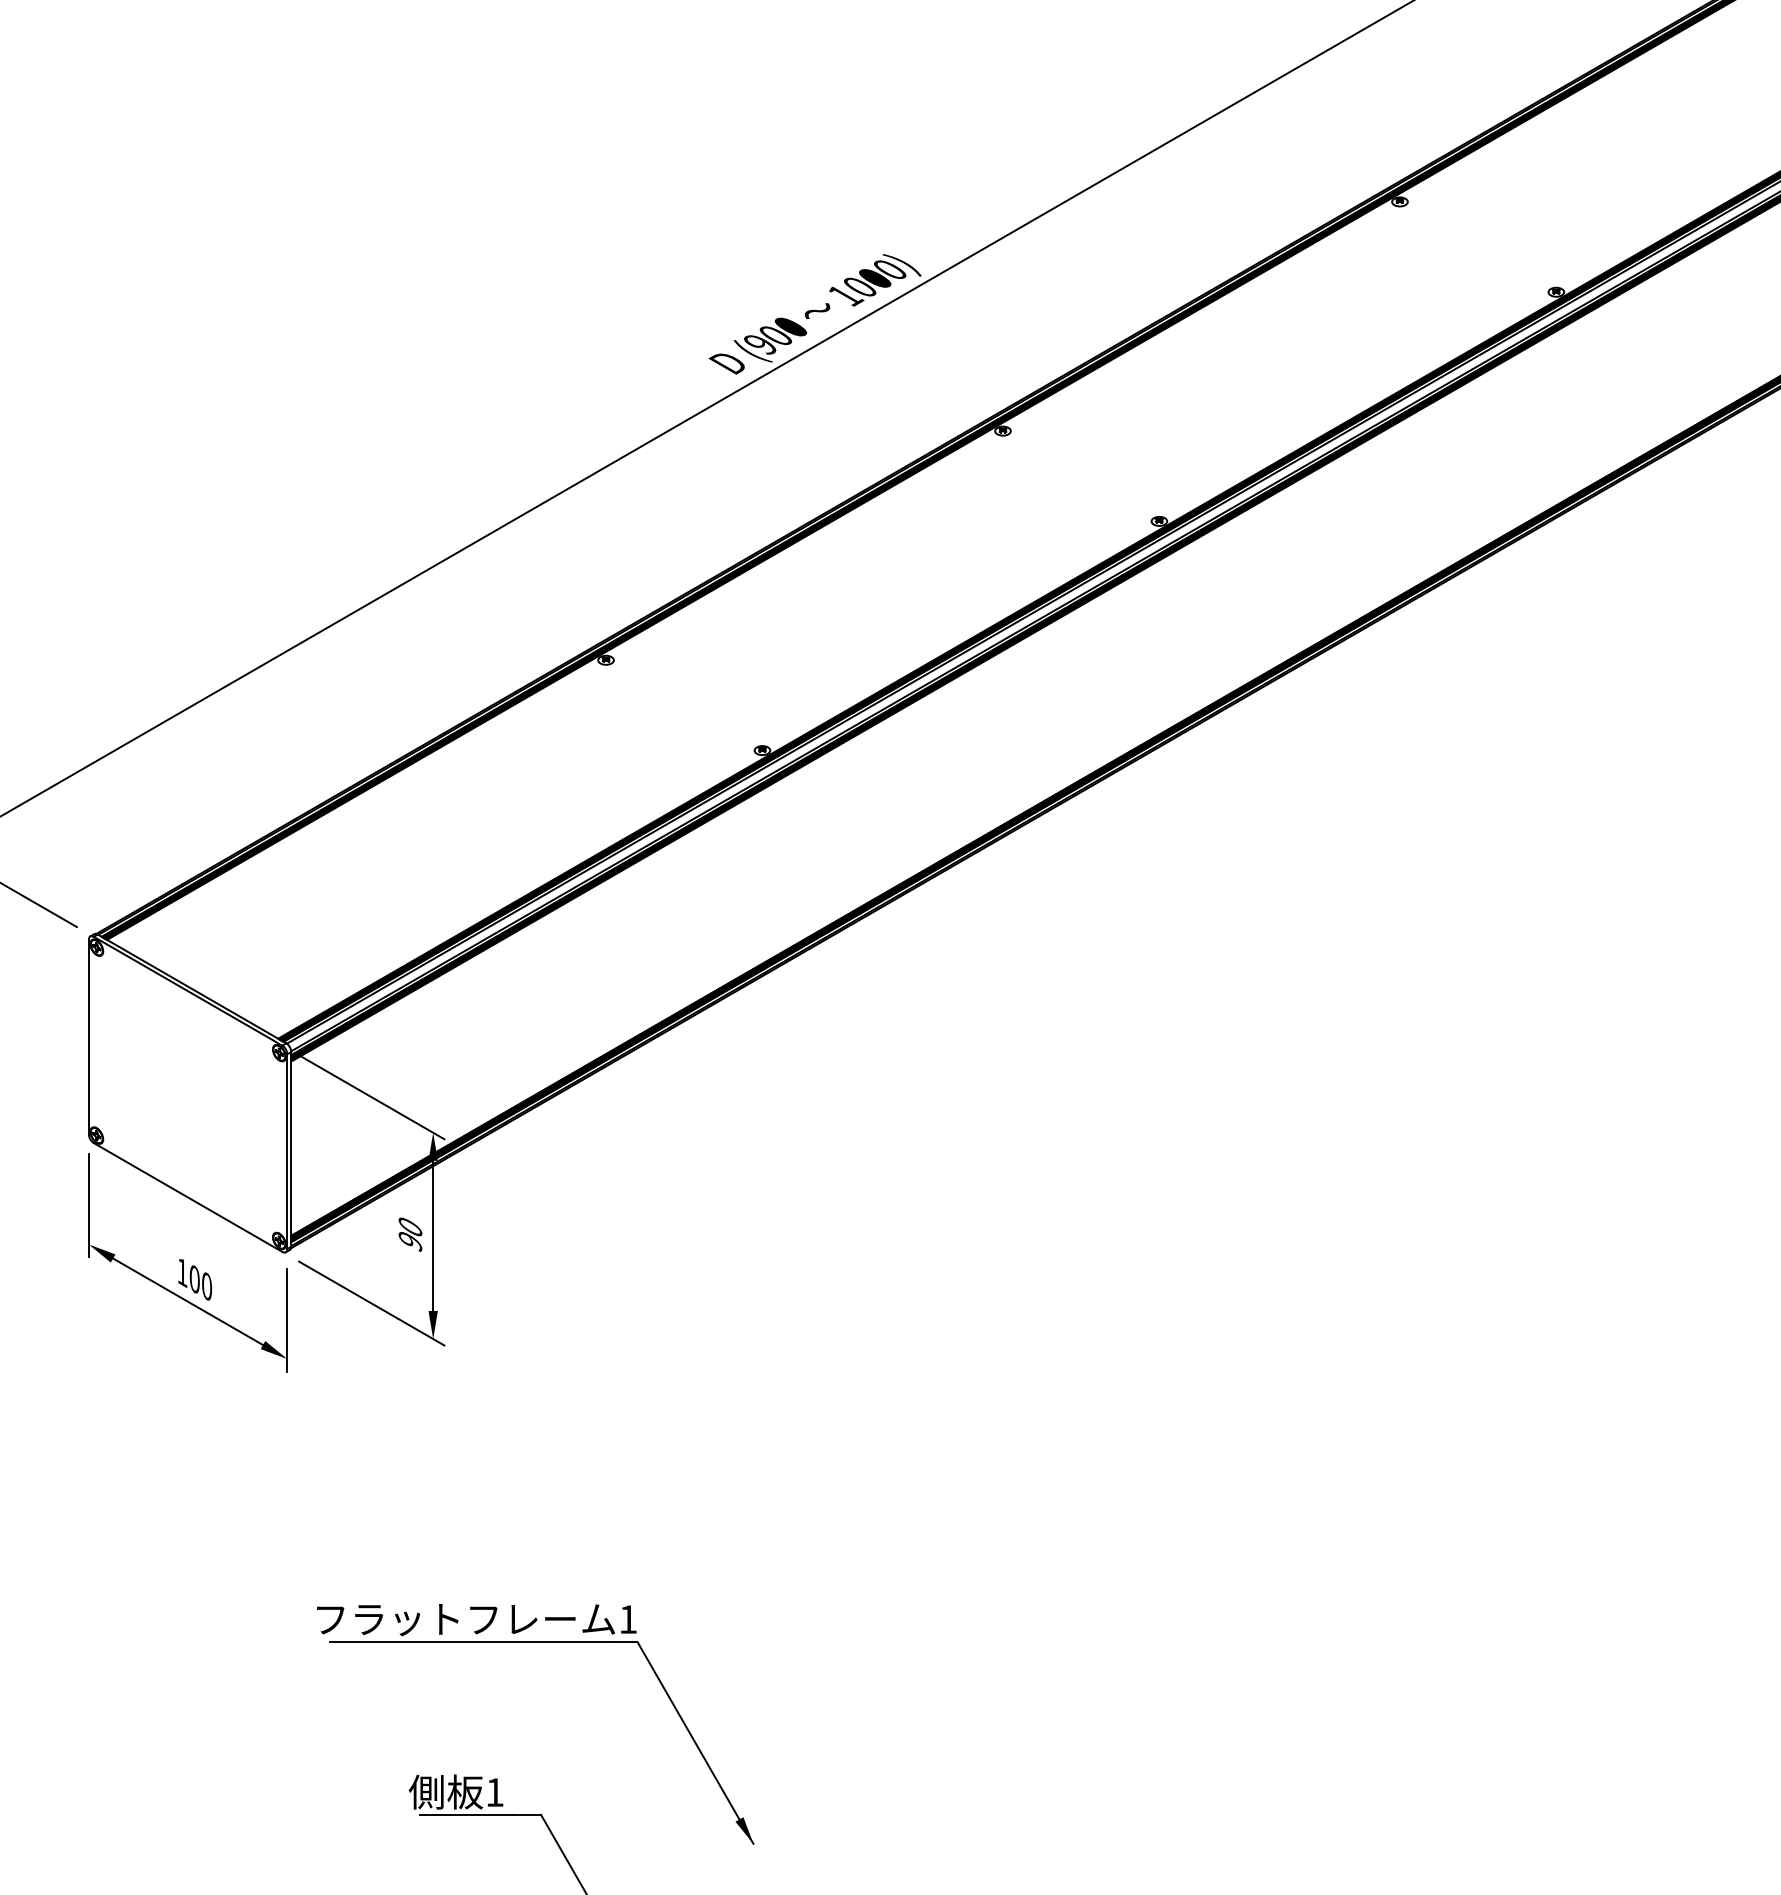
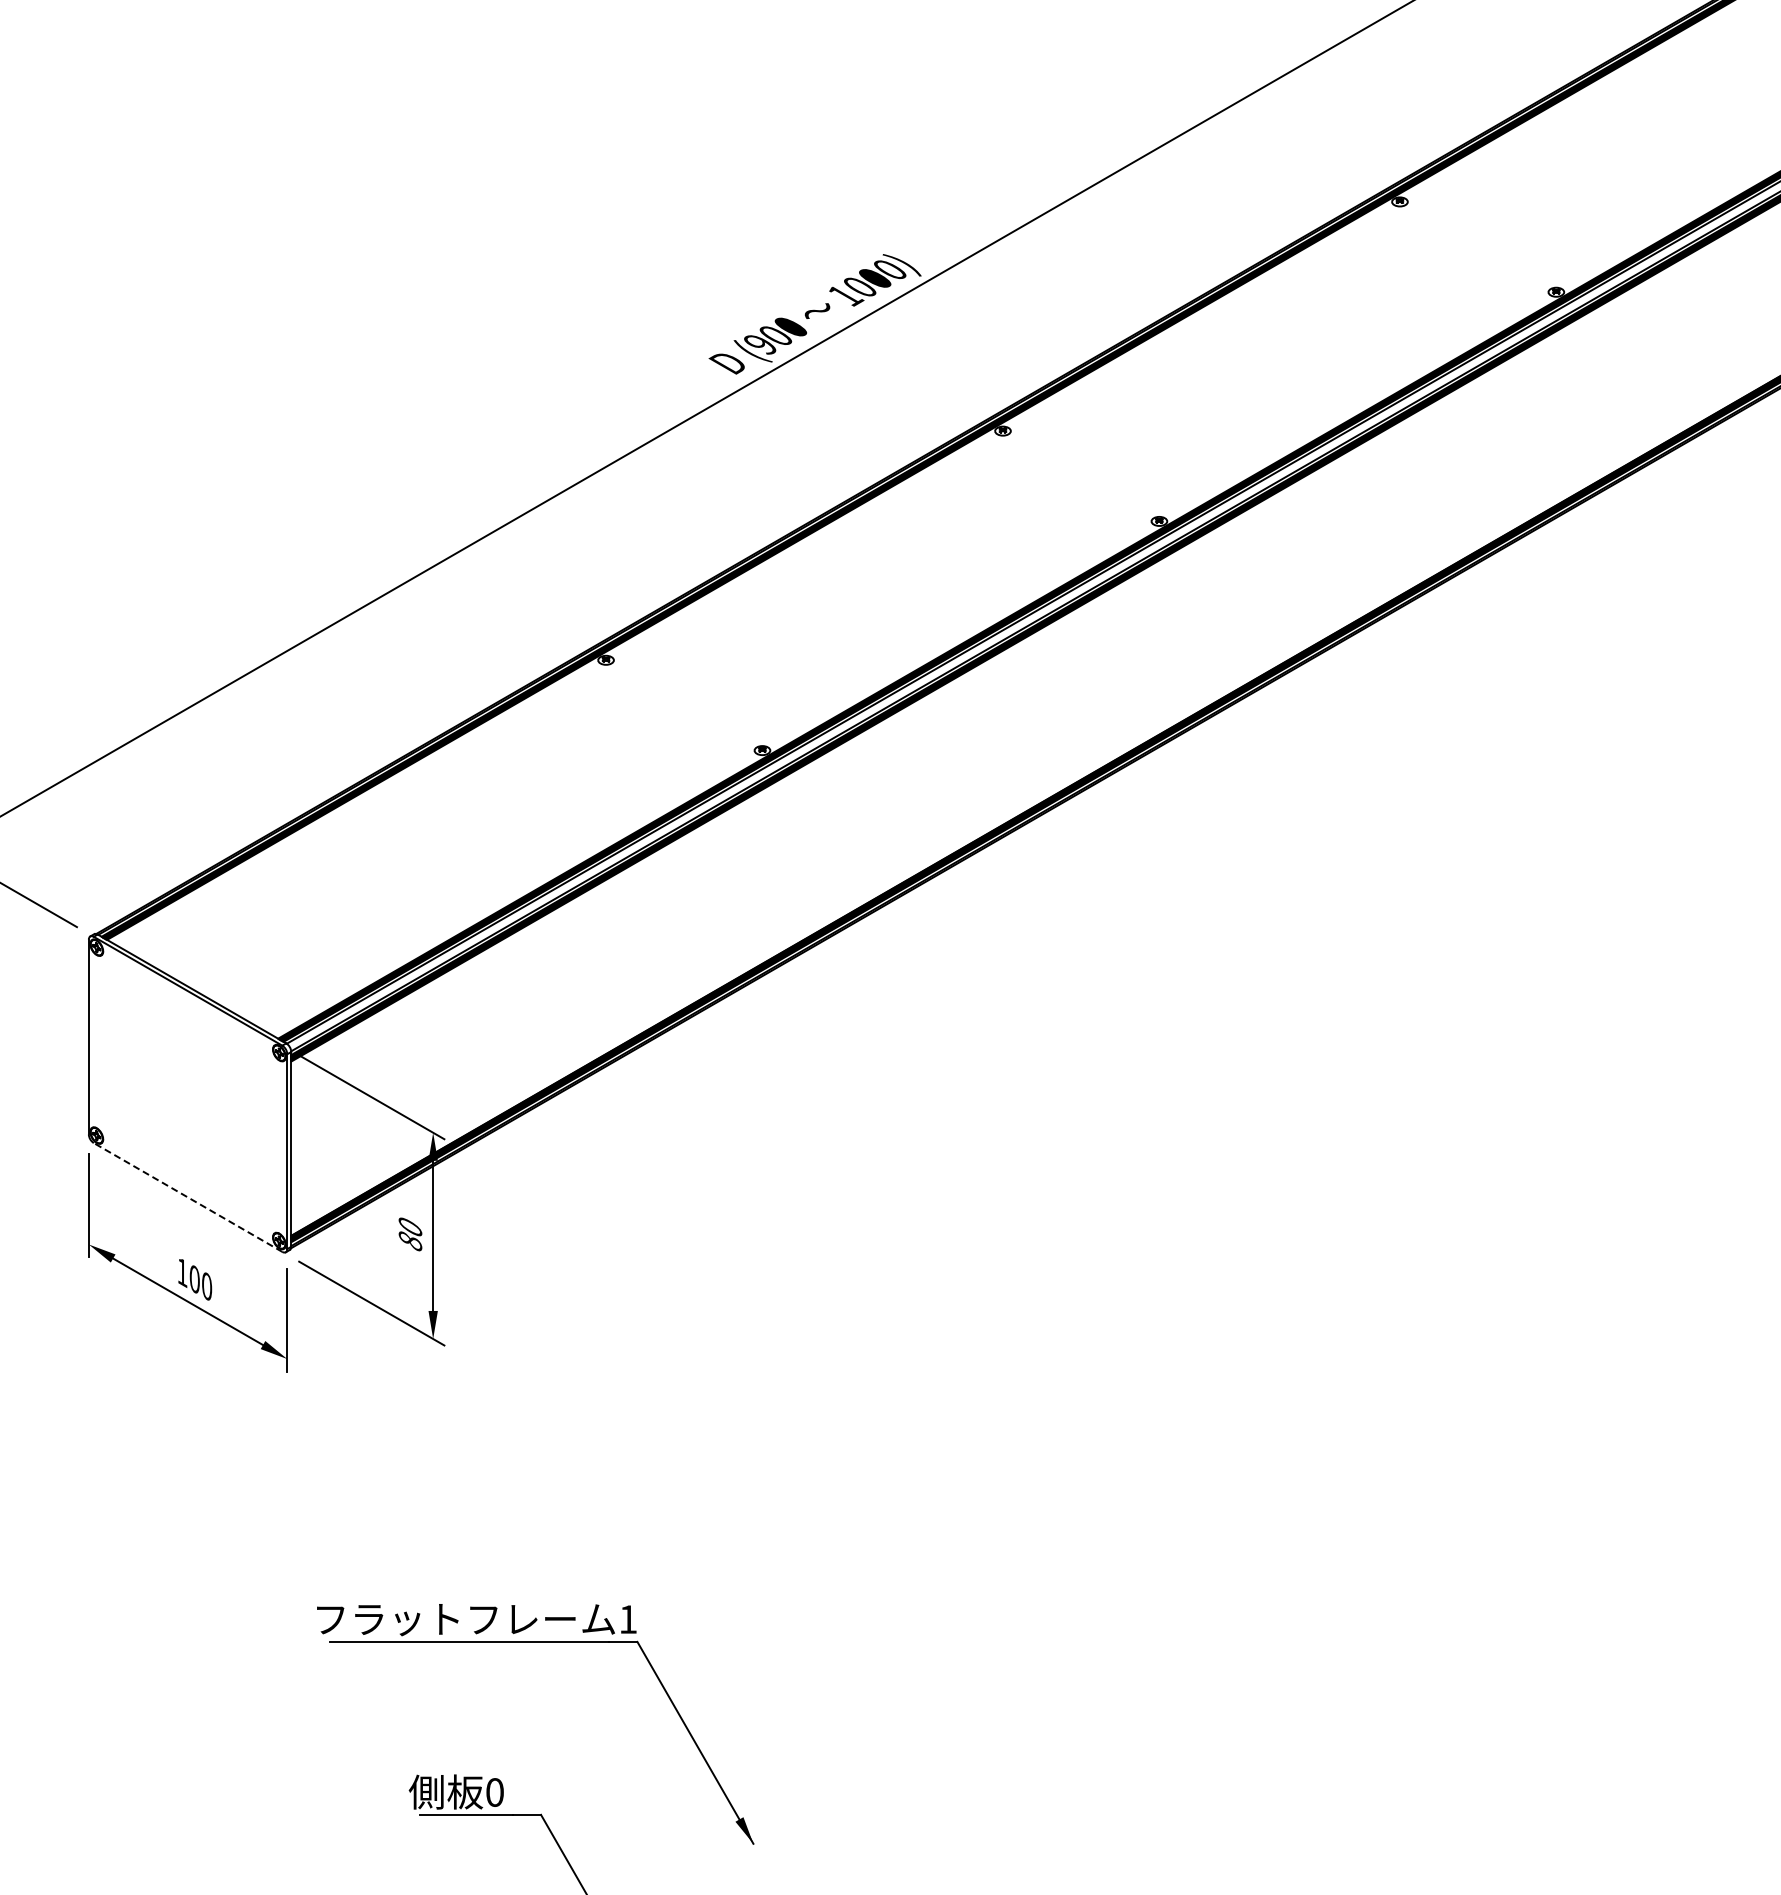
line: solid -> dashed (188, 1197)
text: 90 -> 80 (410, 1241)
text: 1 -> 0 (494, 1792)
